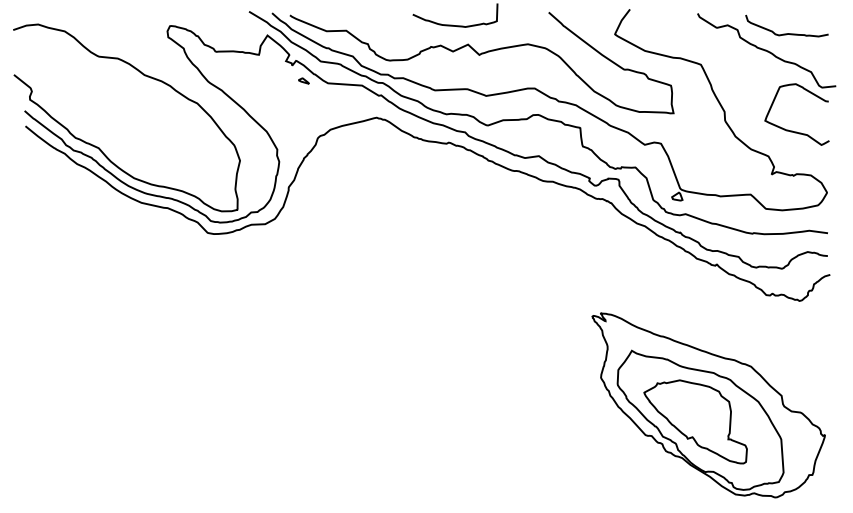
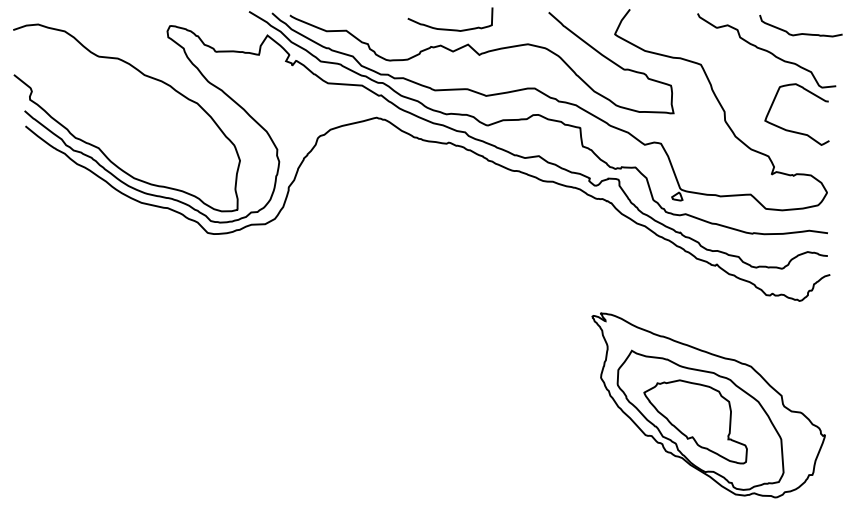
curve position: (452, 24) -> (447, 28) (447, 28)
curve position: (786, 33) -> (800, 33) (800, 33)
part: present -> none (303, 80)
